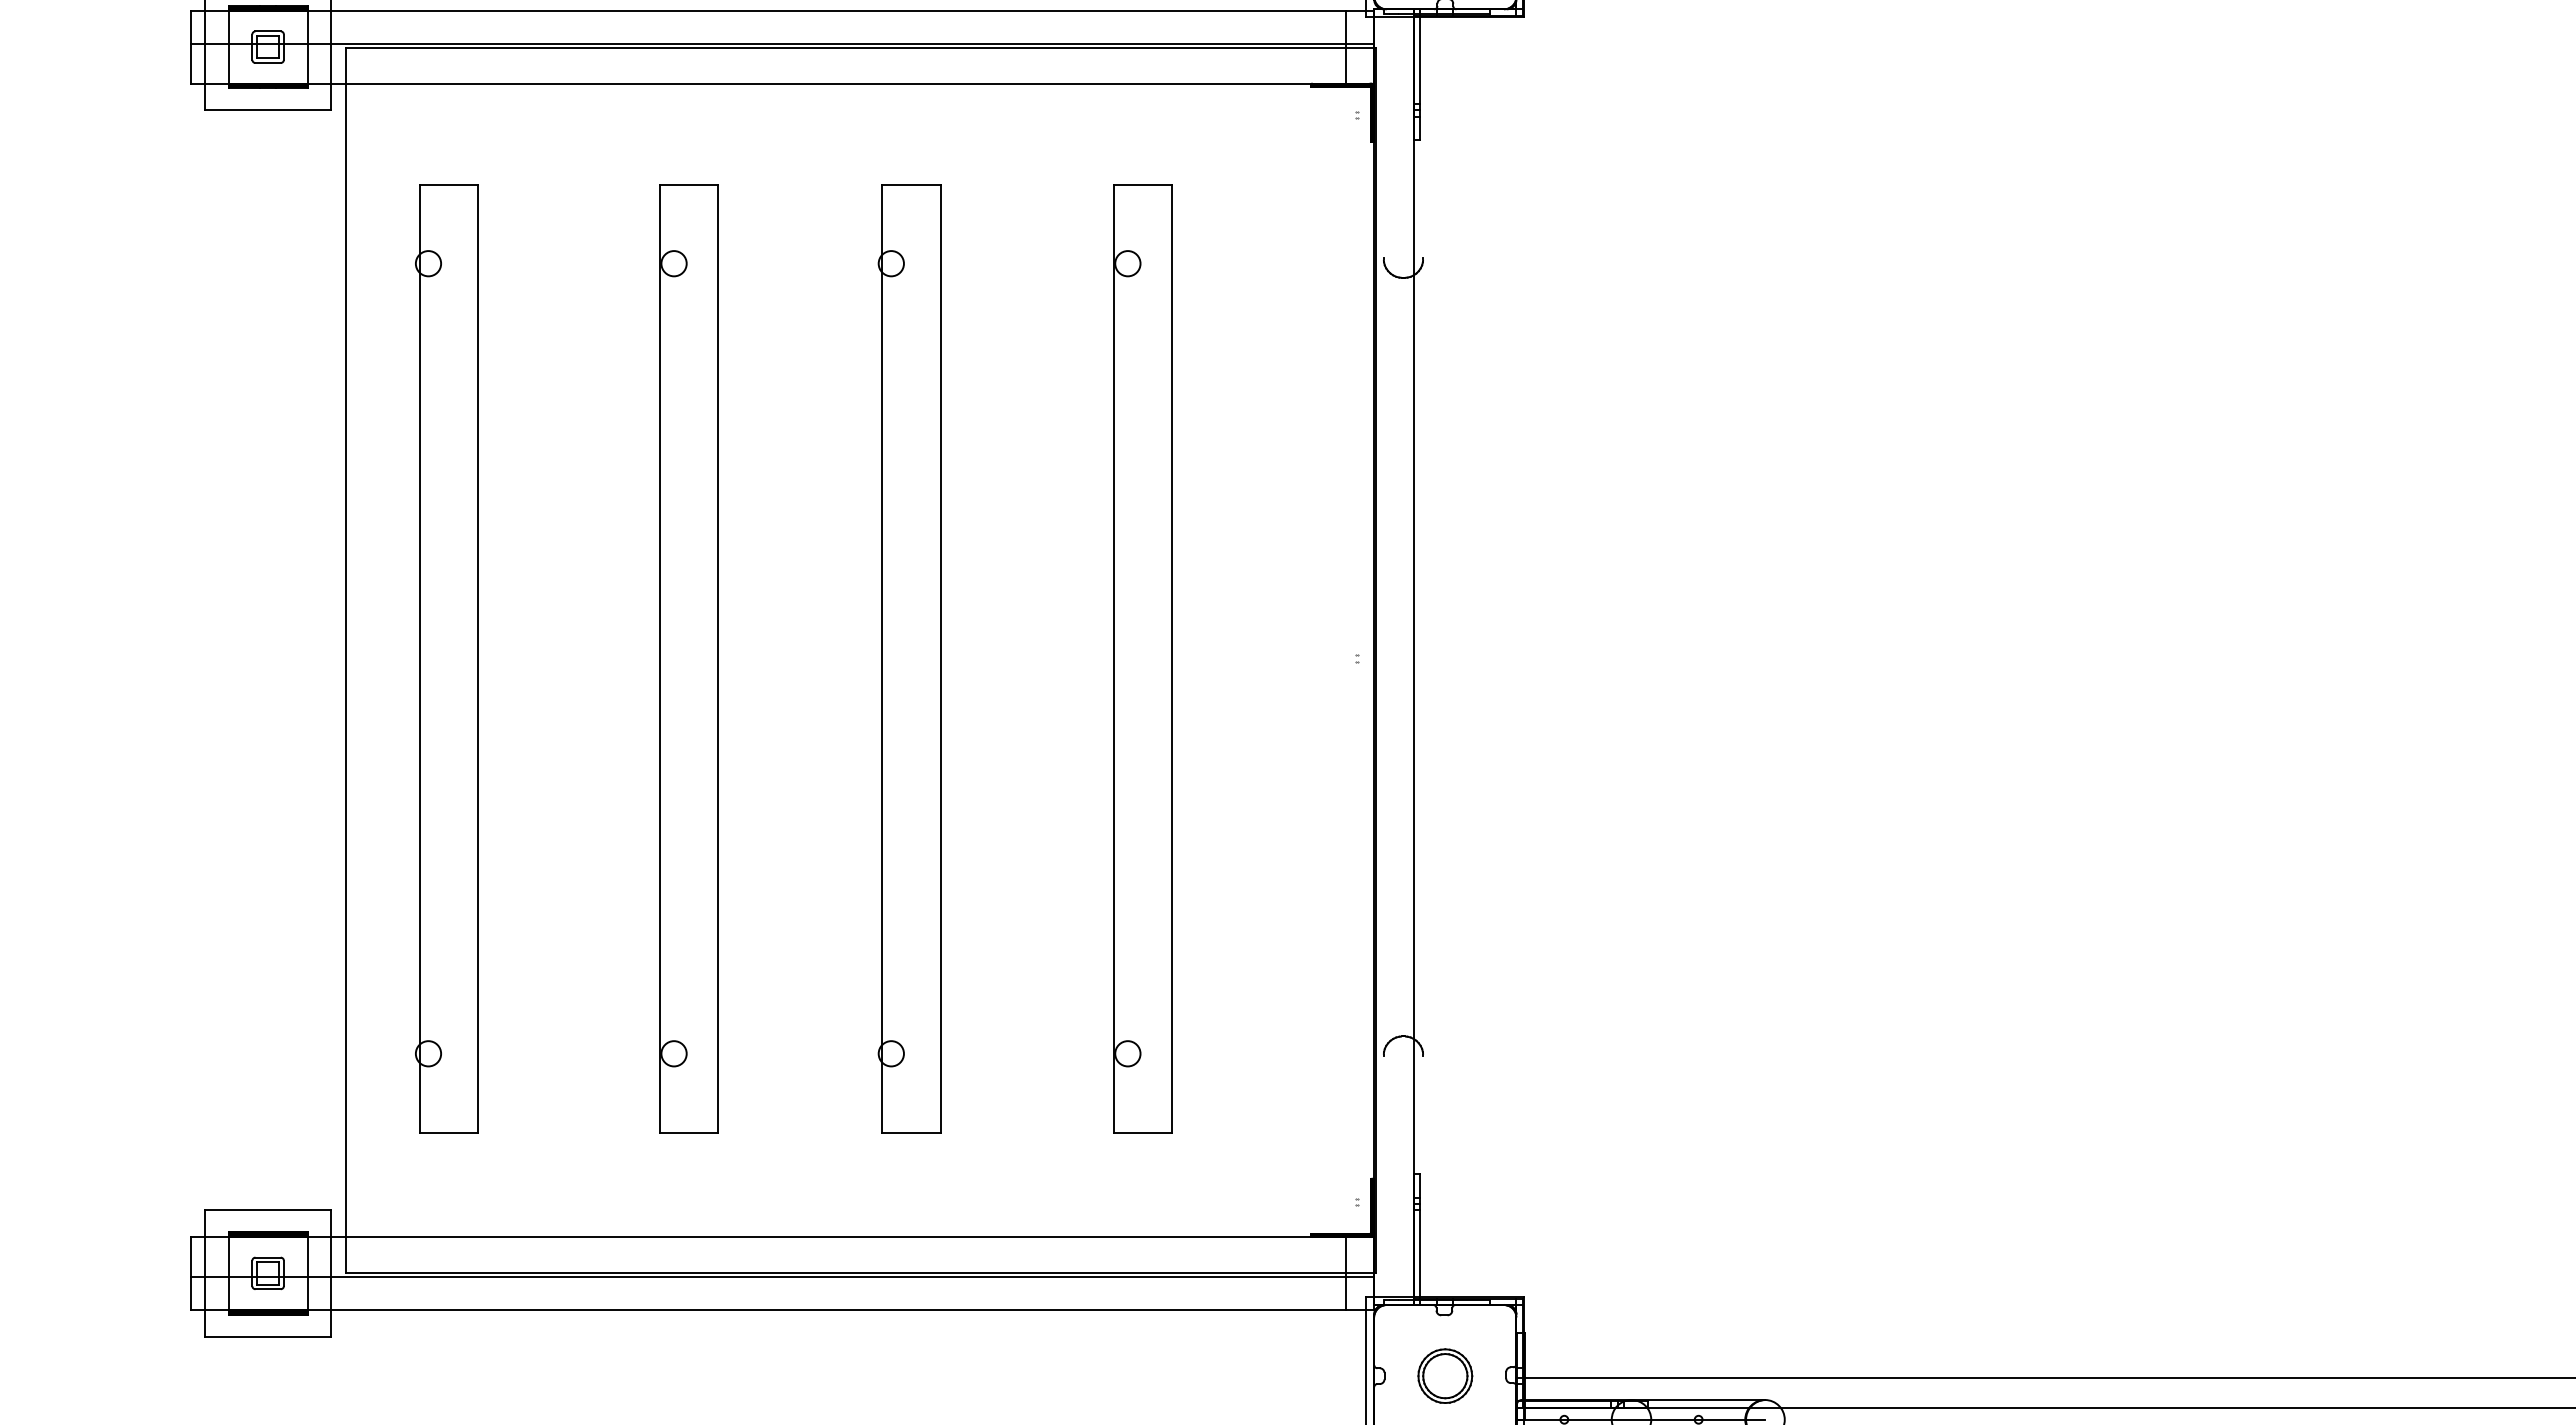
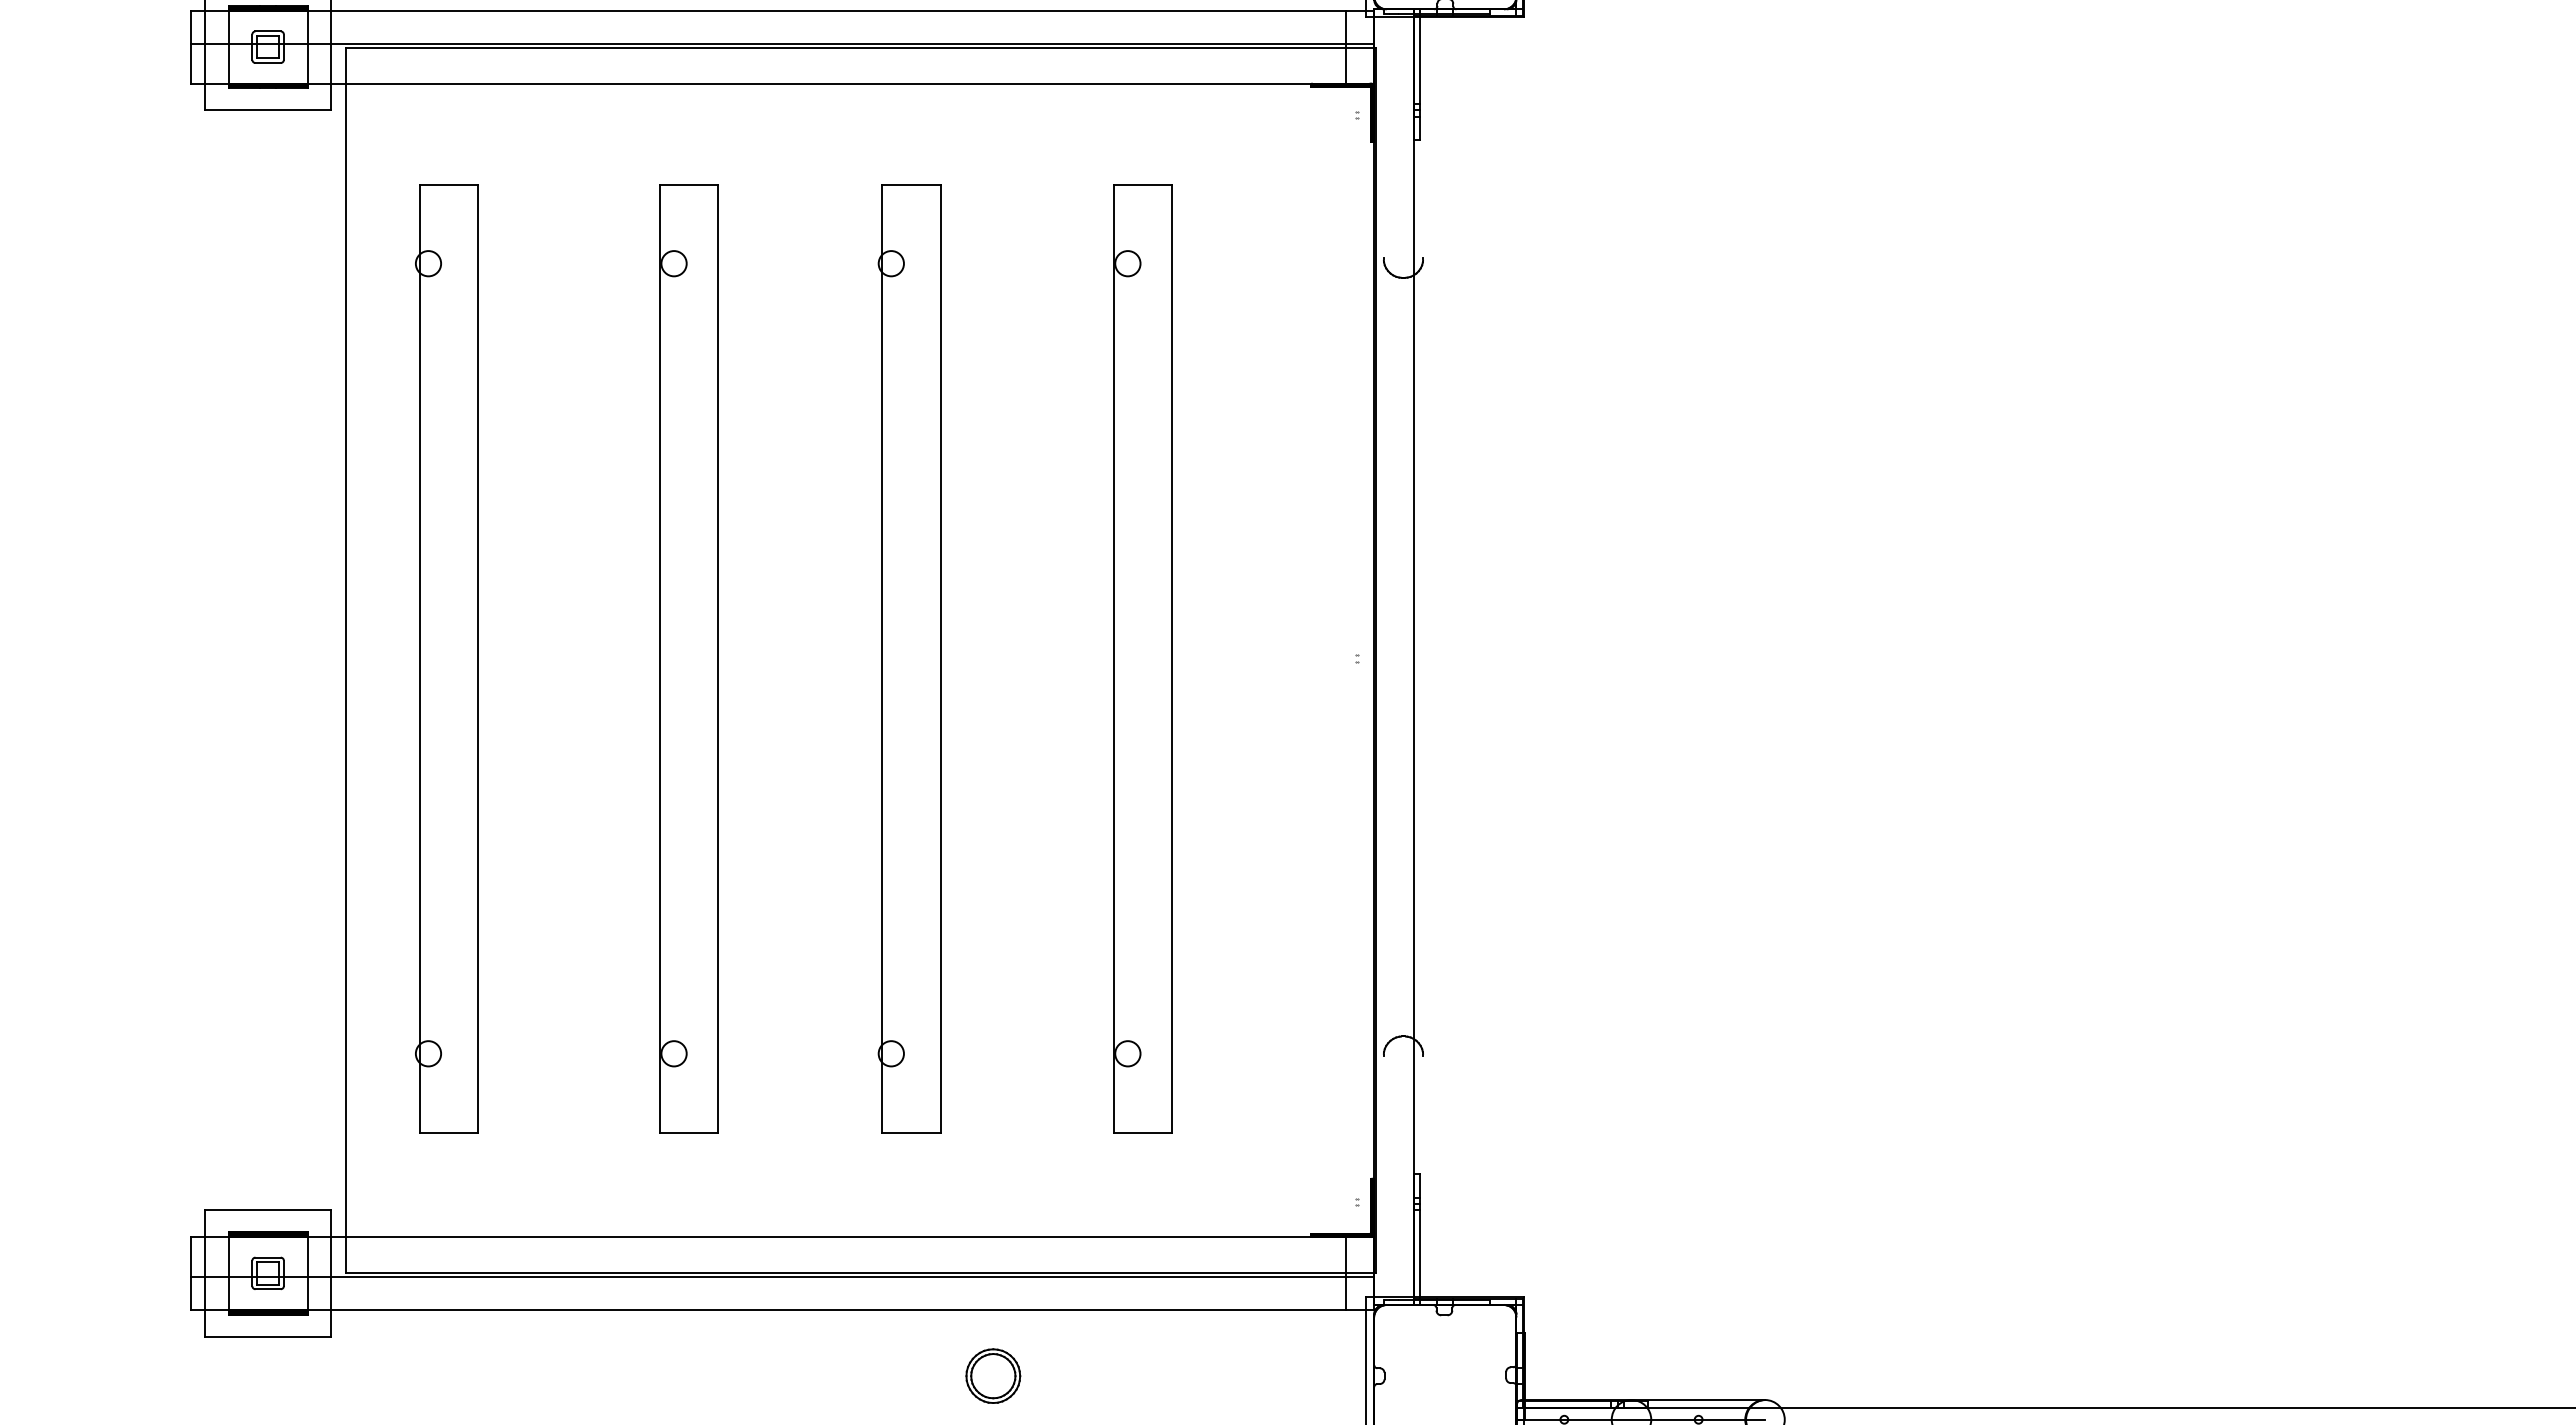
part position: (1445, 1375) -> (993, 1375) (993, 1375)
line: present -> none (2044, 1377)
